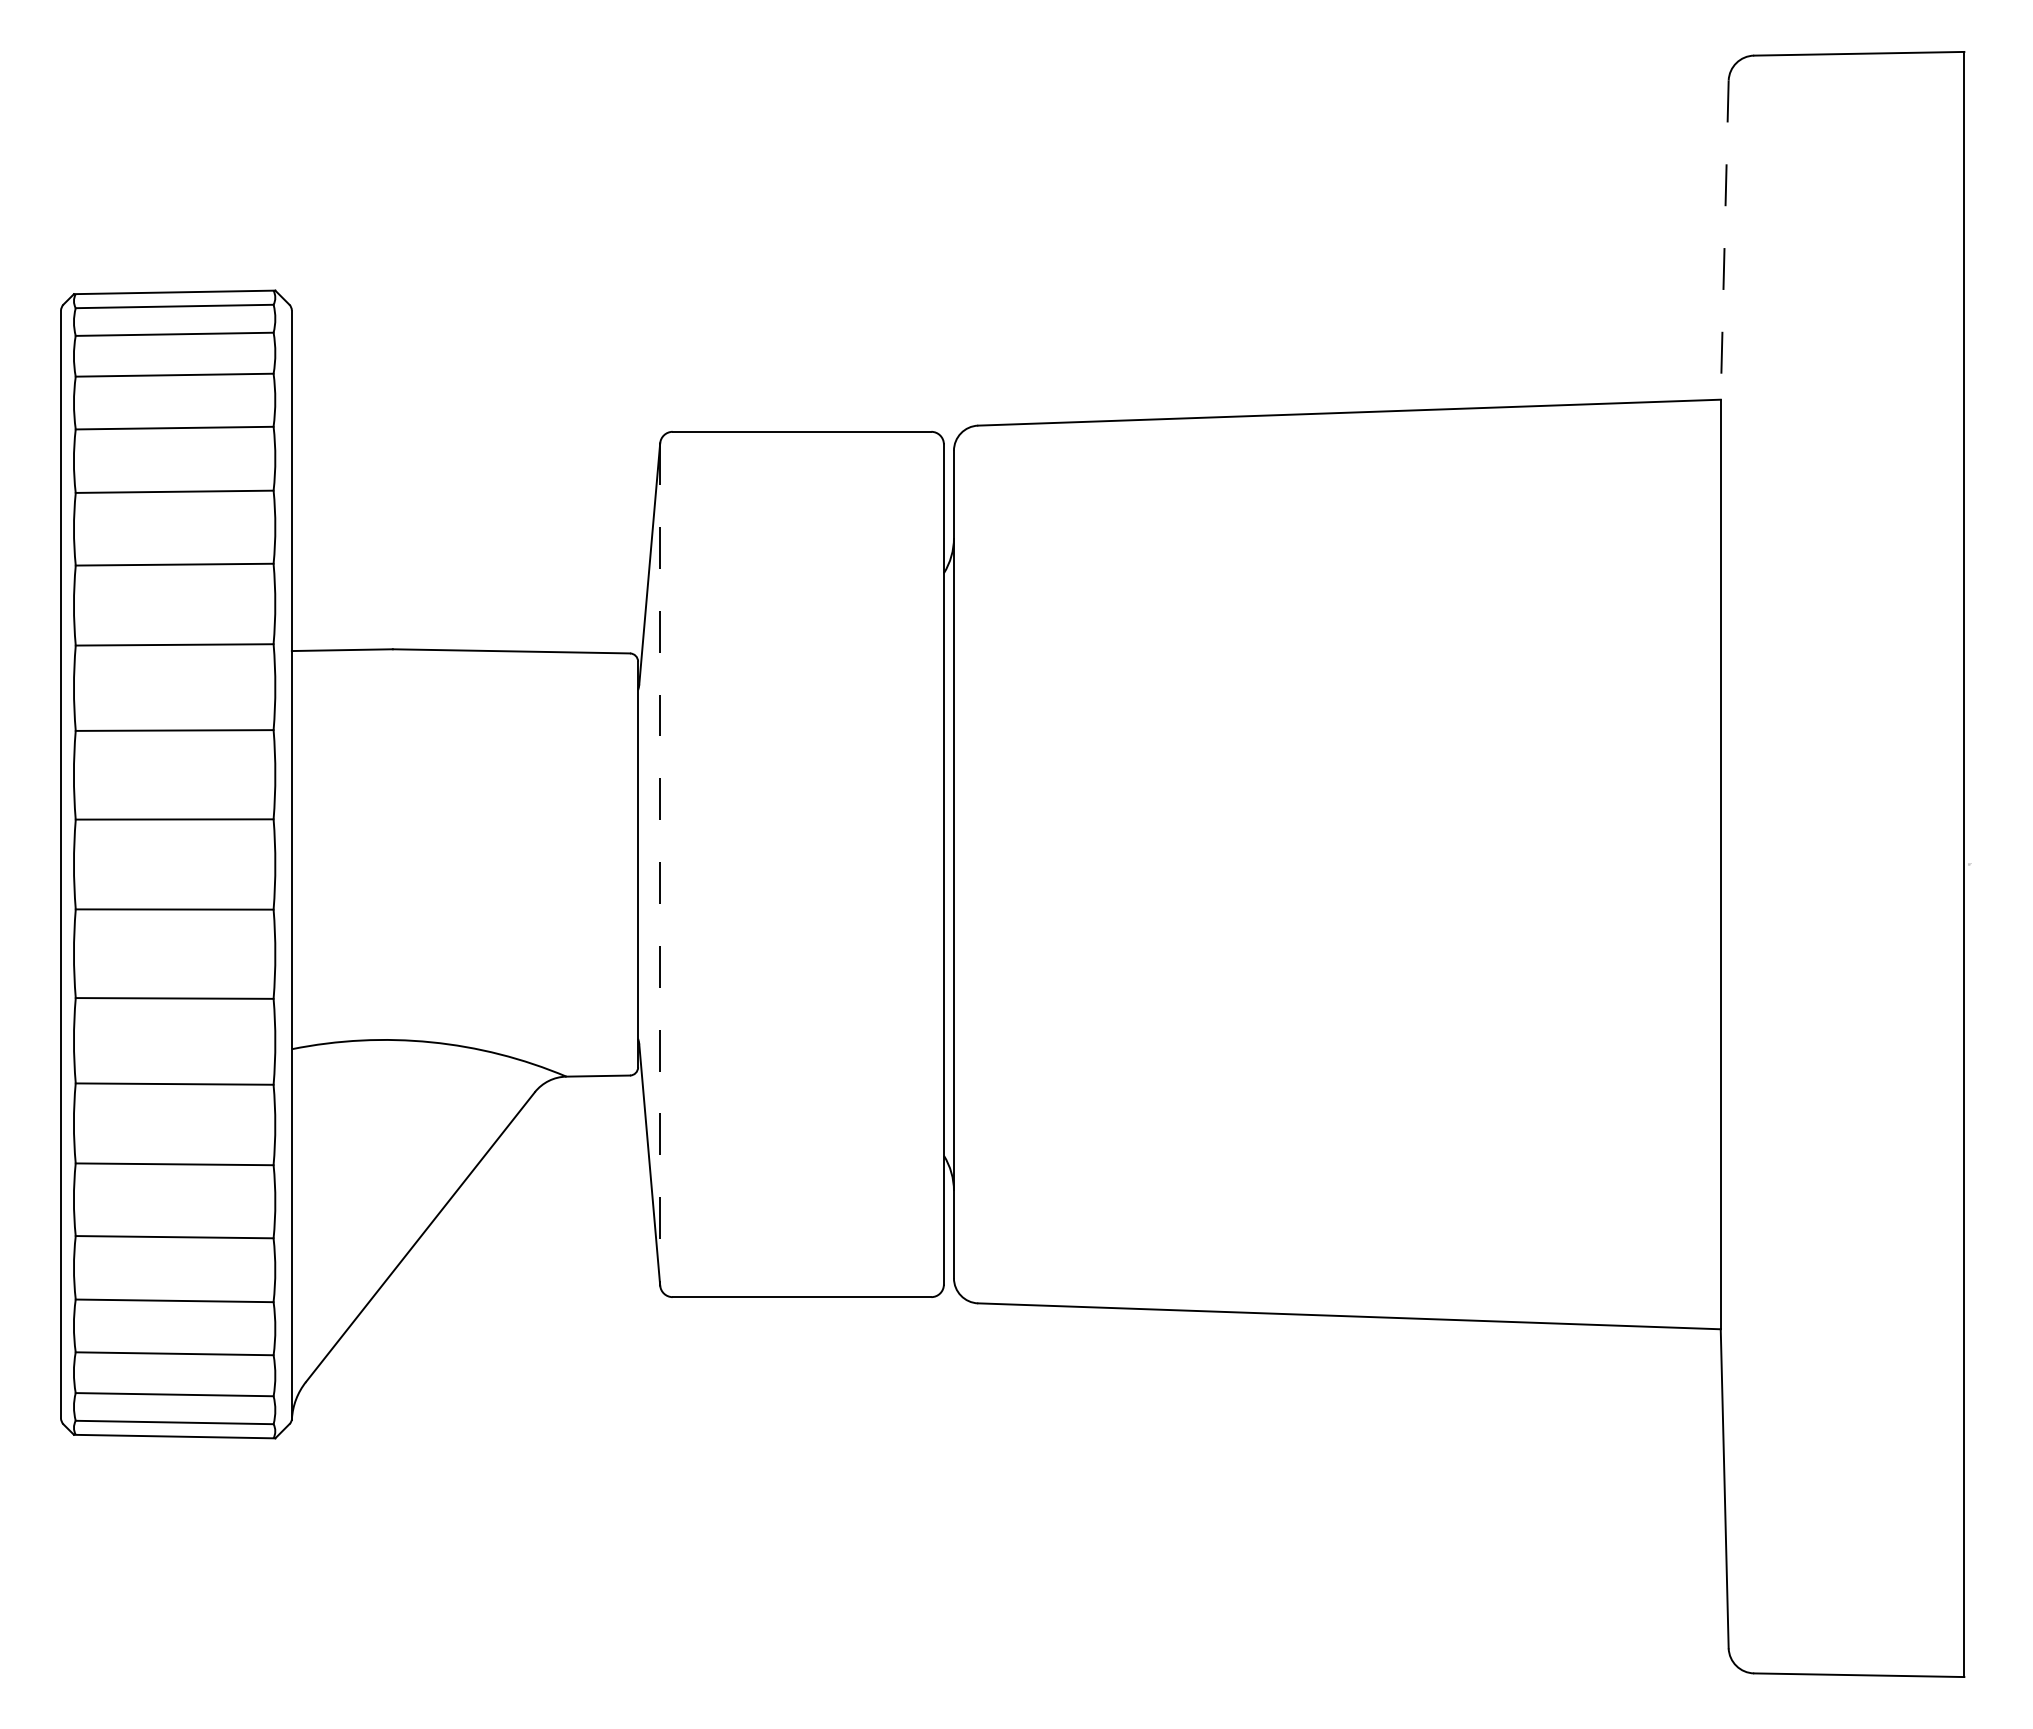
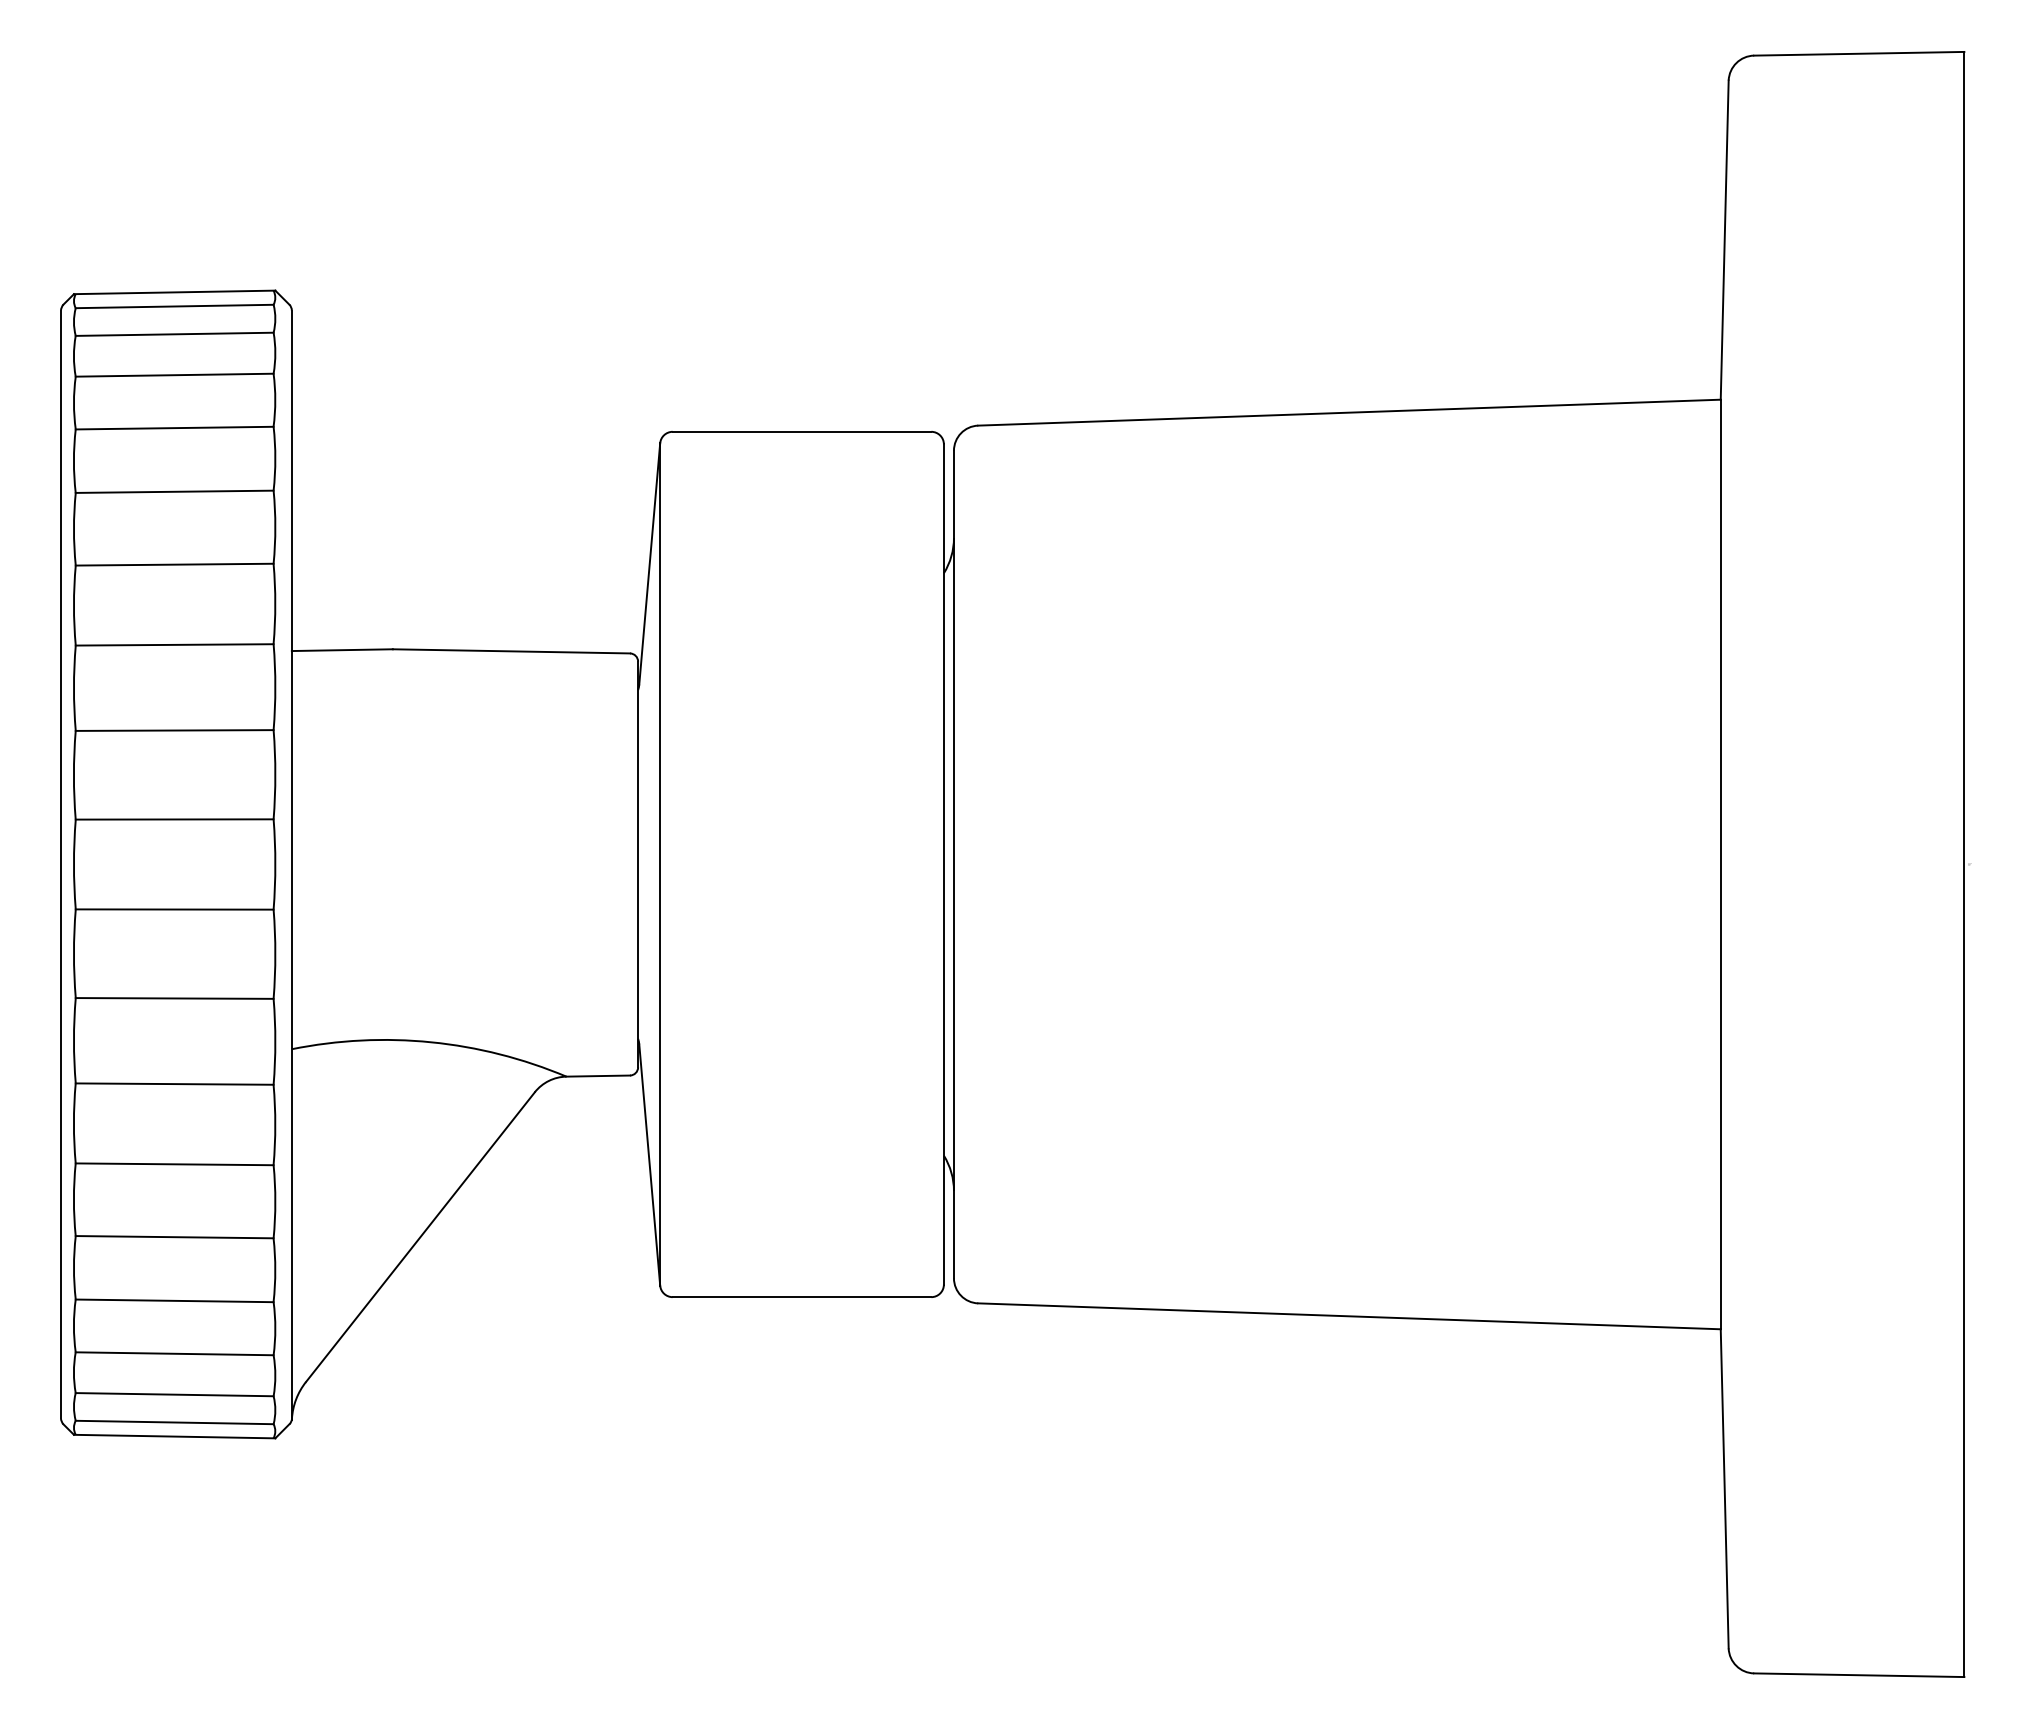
line: dashed -> solid (1724, 240)
line: dashed -> solid (660, 864)
